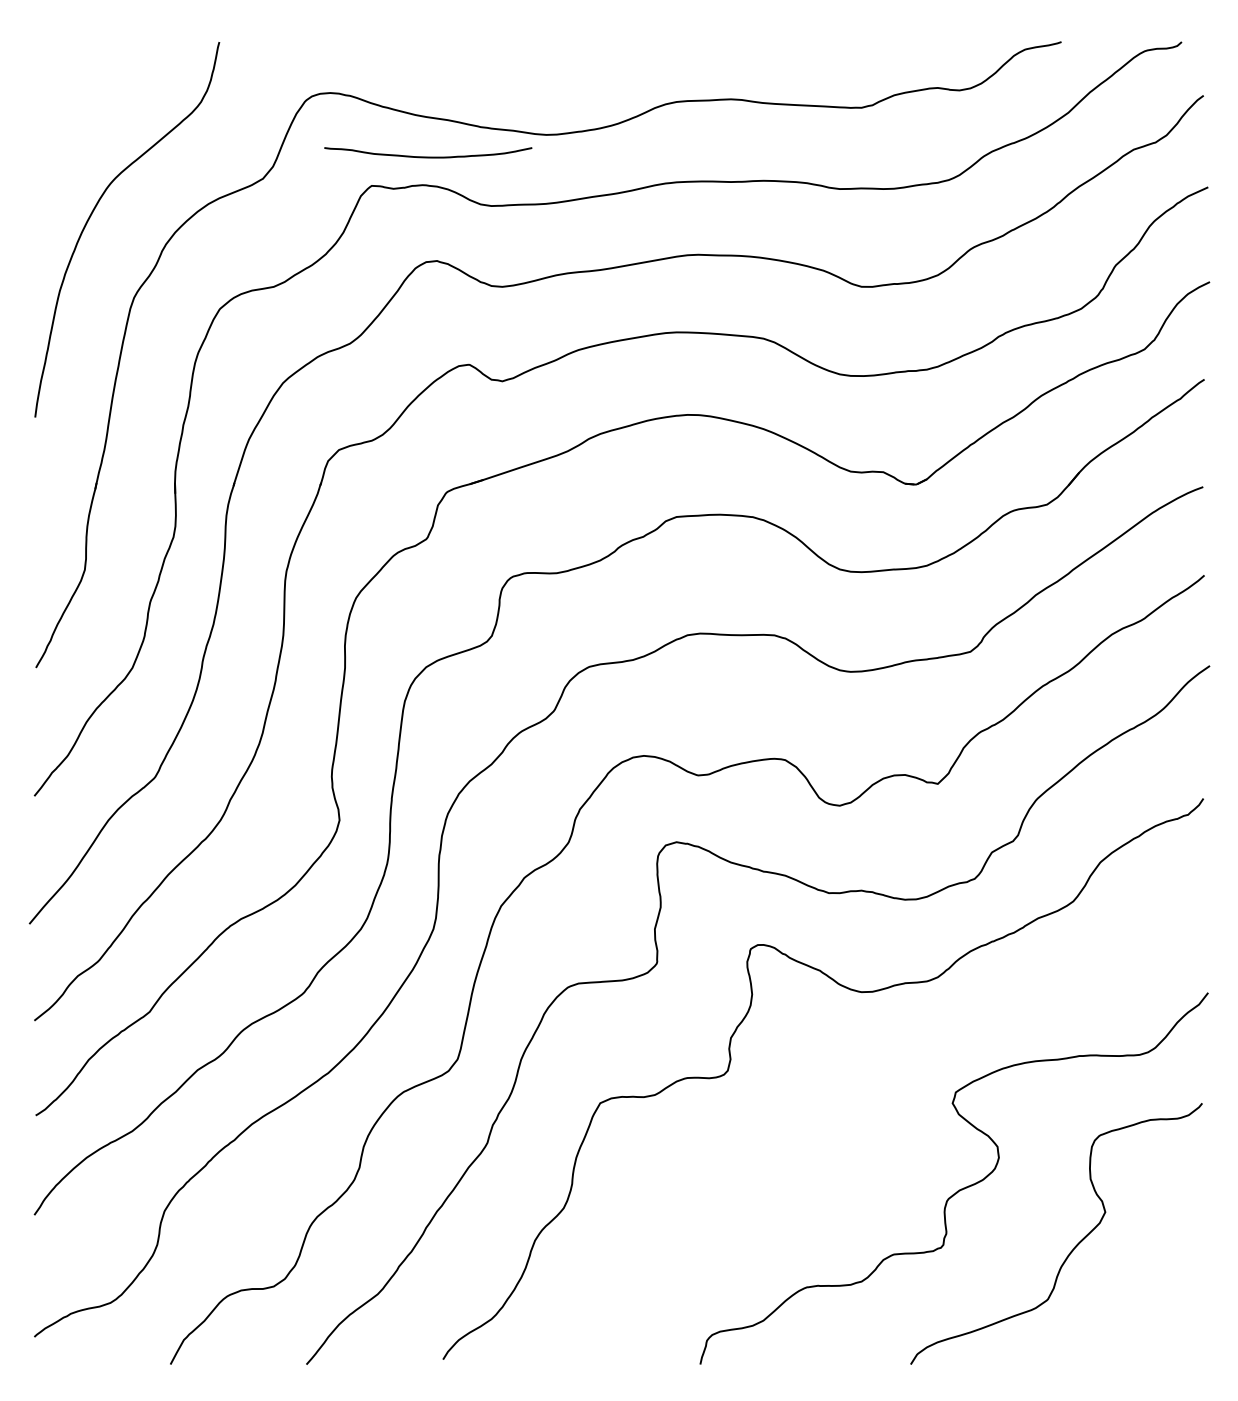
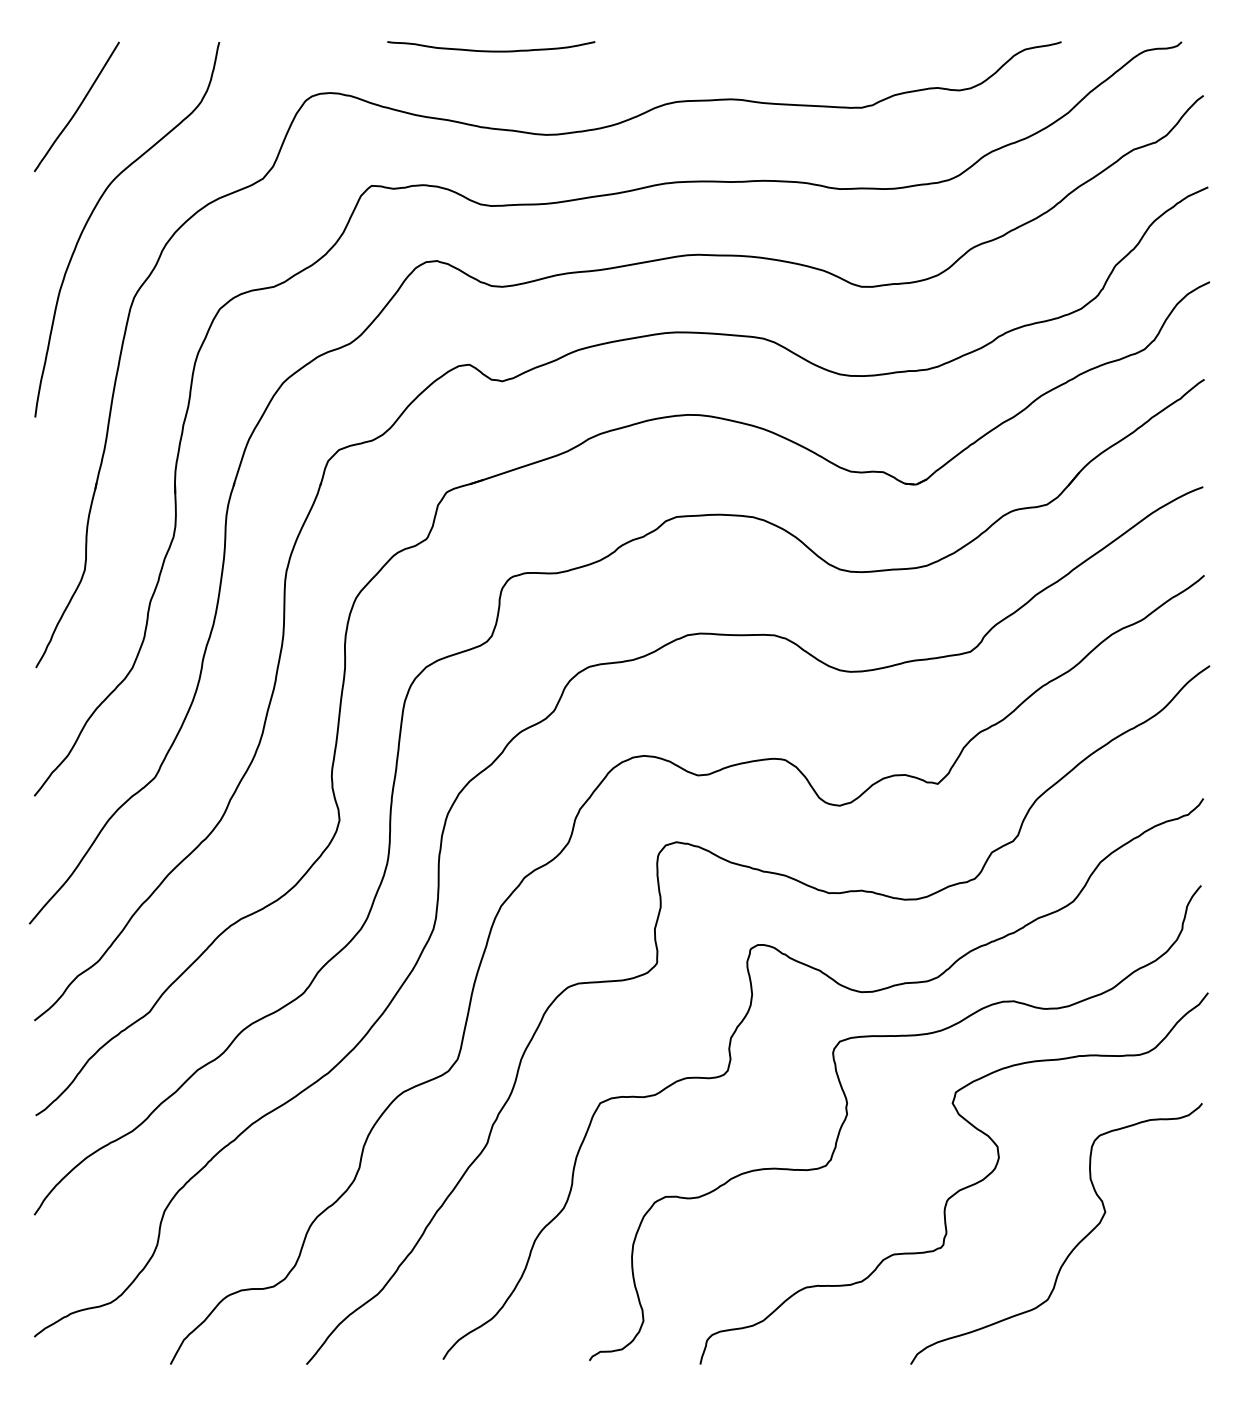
curve: none -> present (77, 107)
curve position: (428, 156) -> (491, 50) (491, 50)
curve: none -> present (847, 1116)
